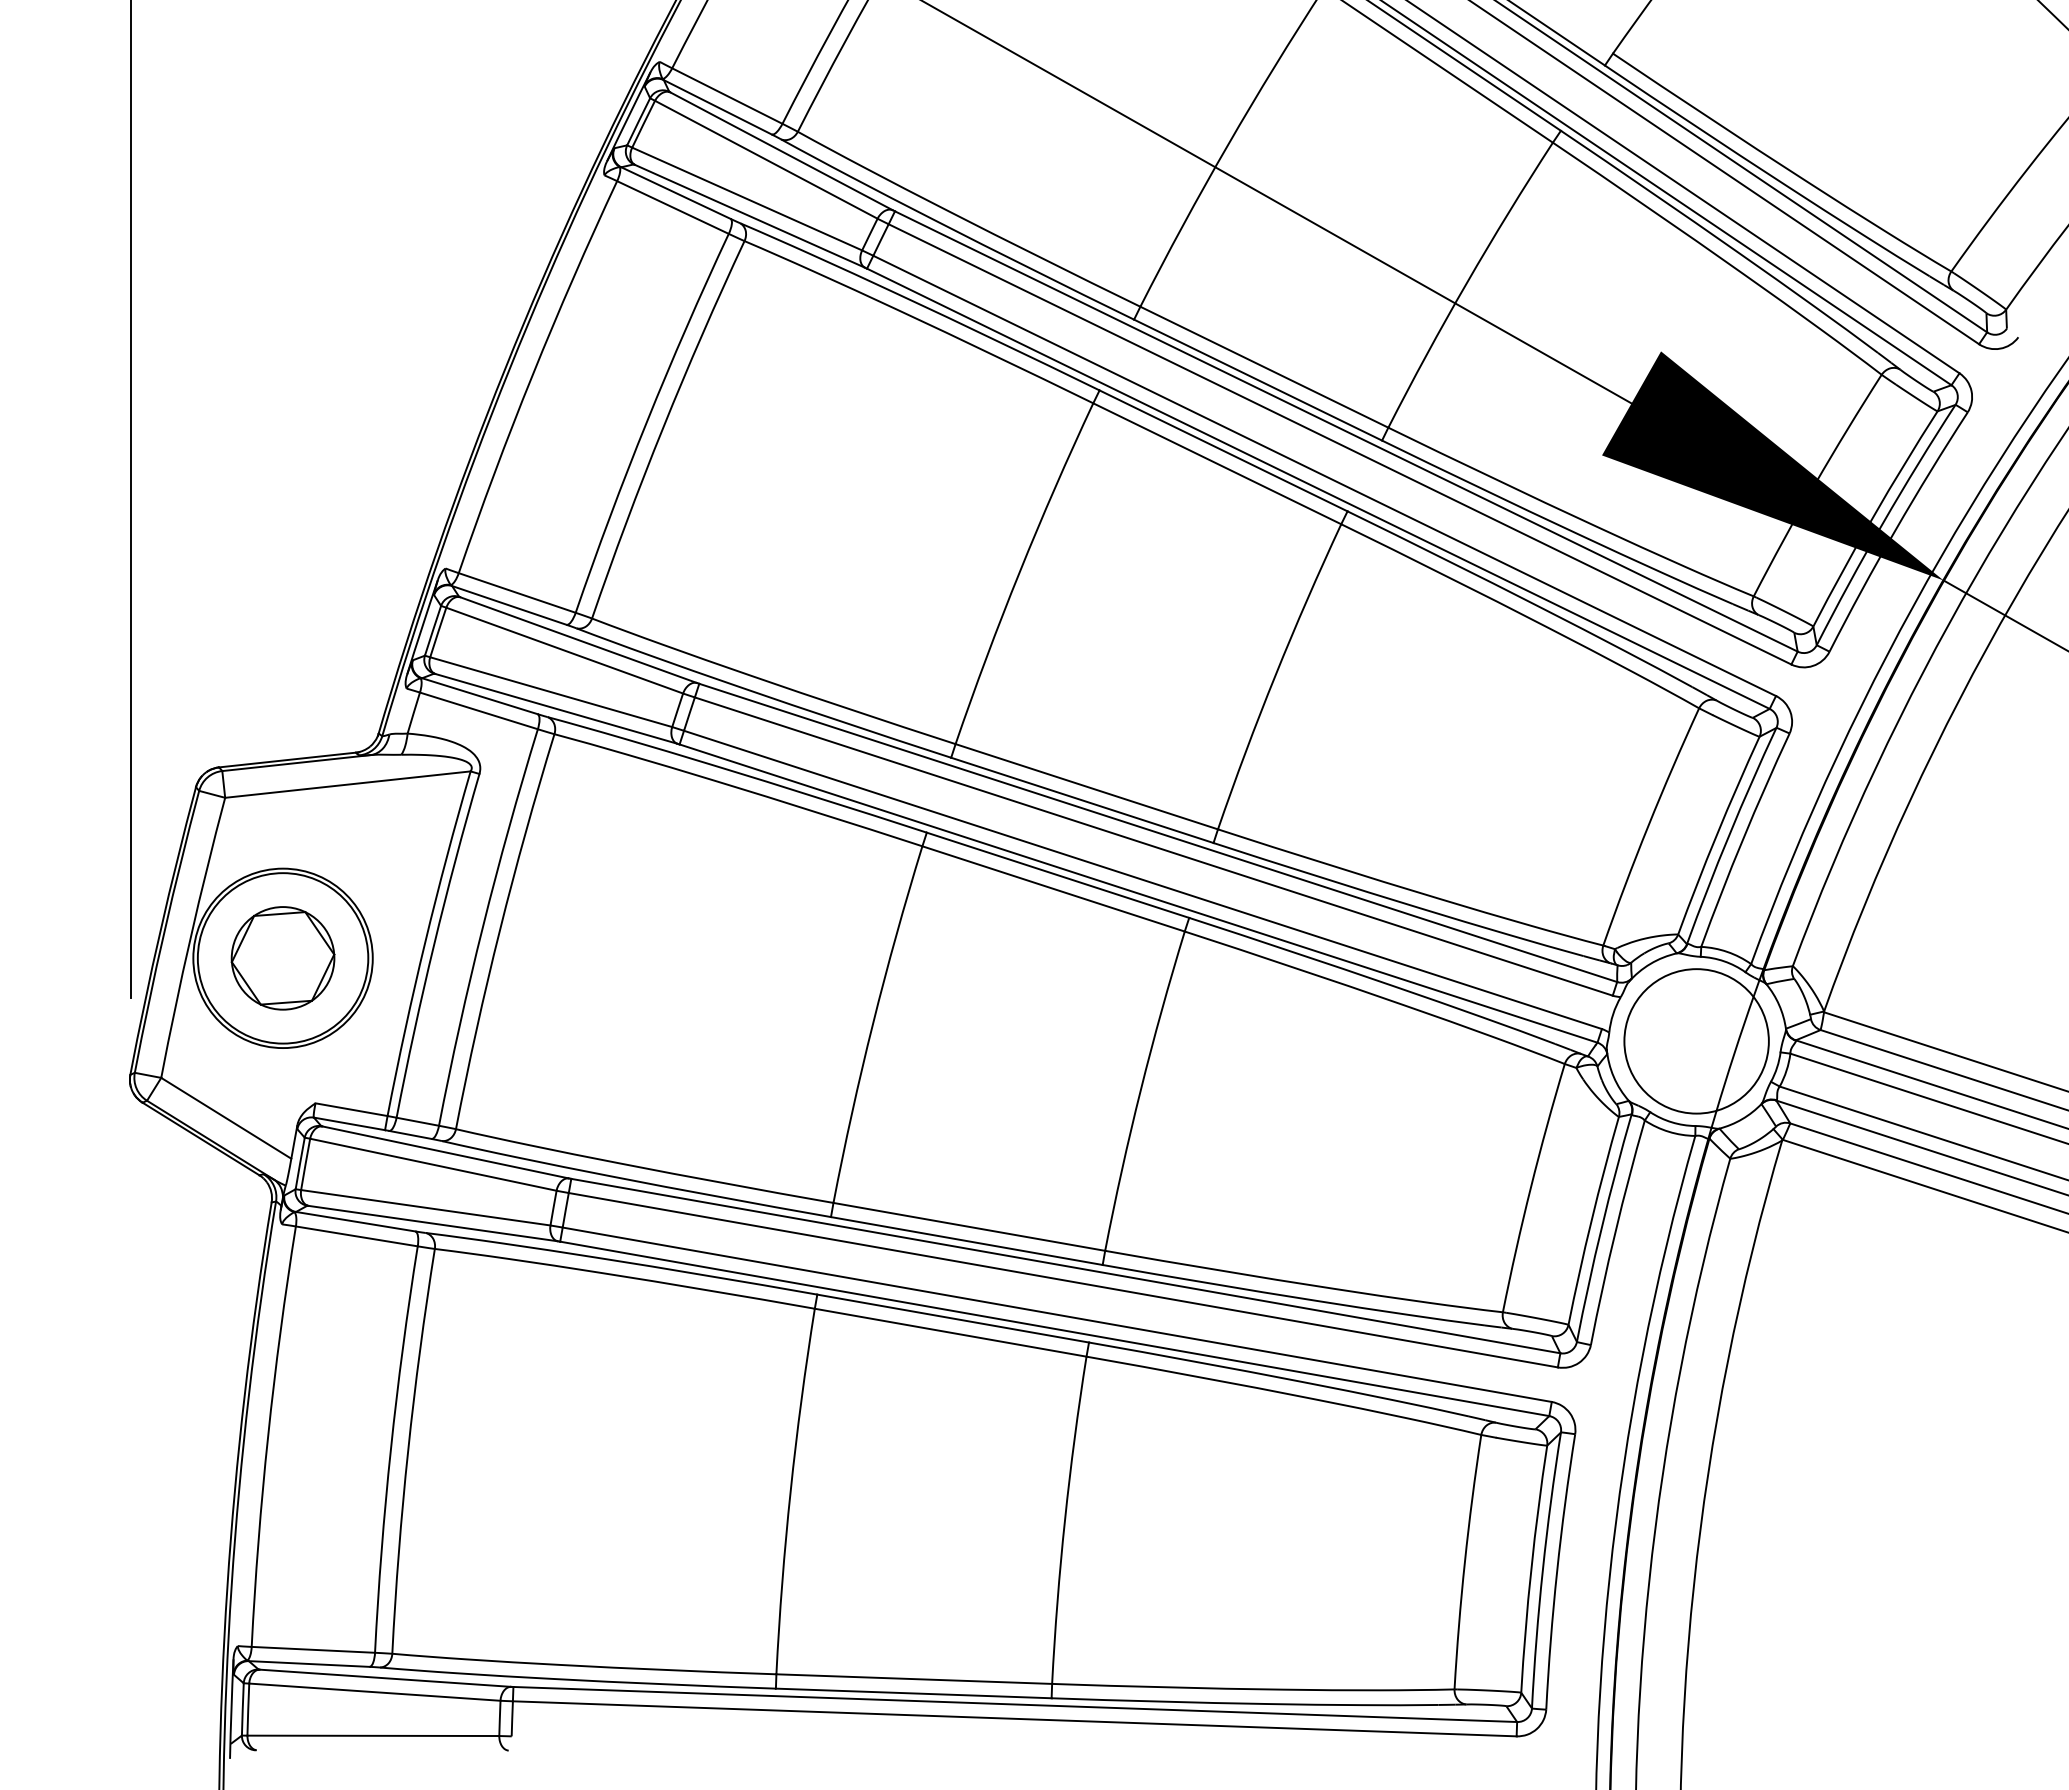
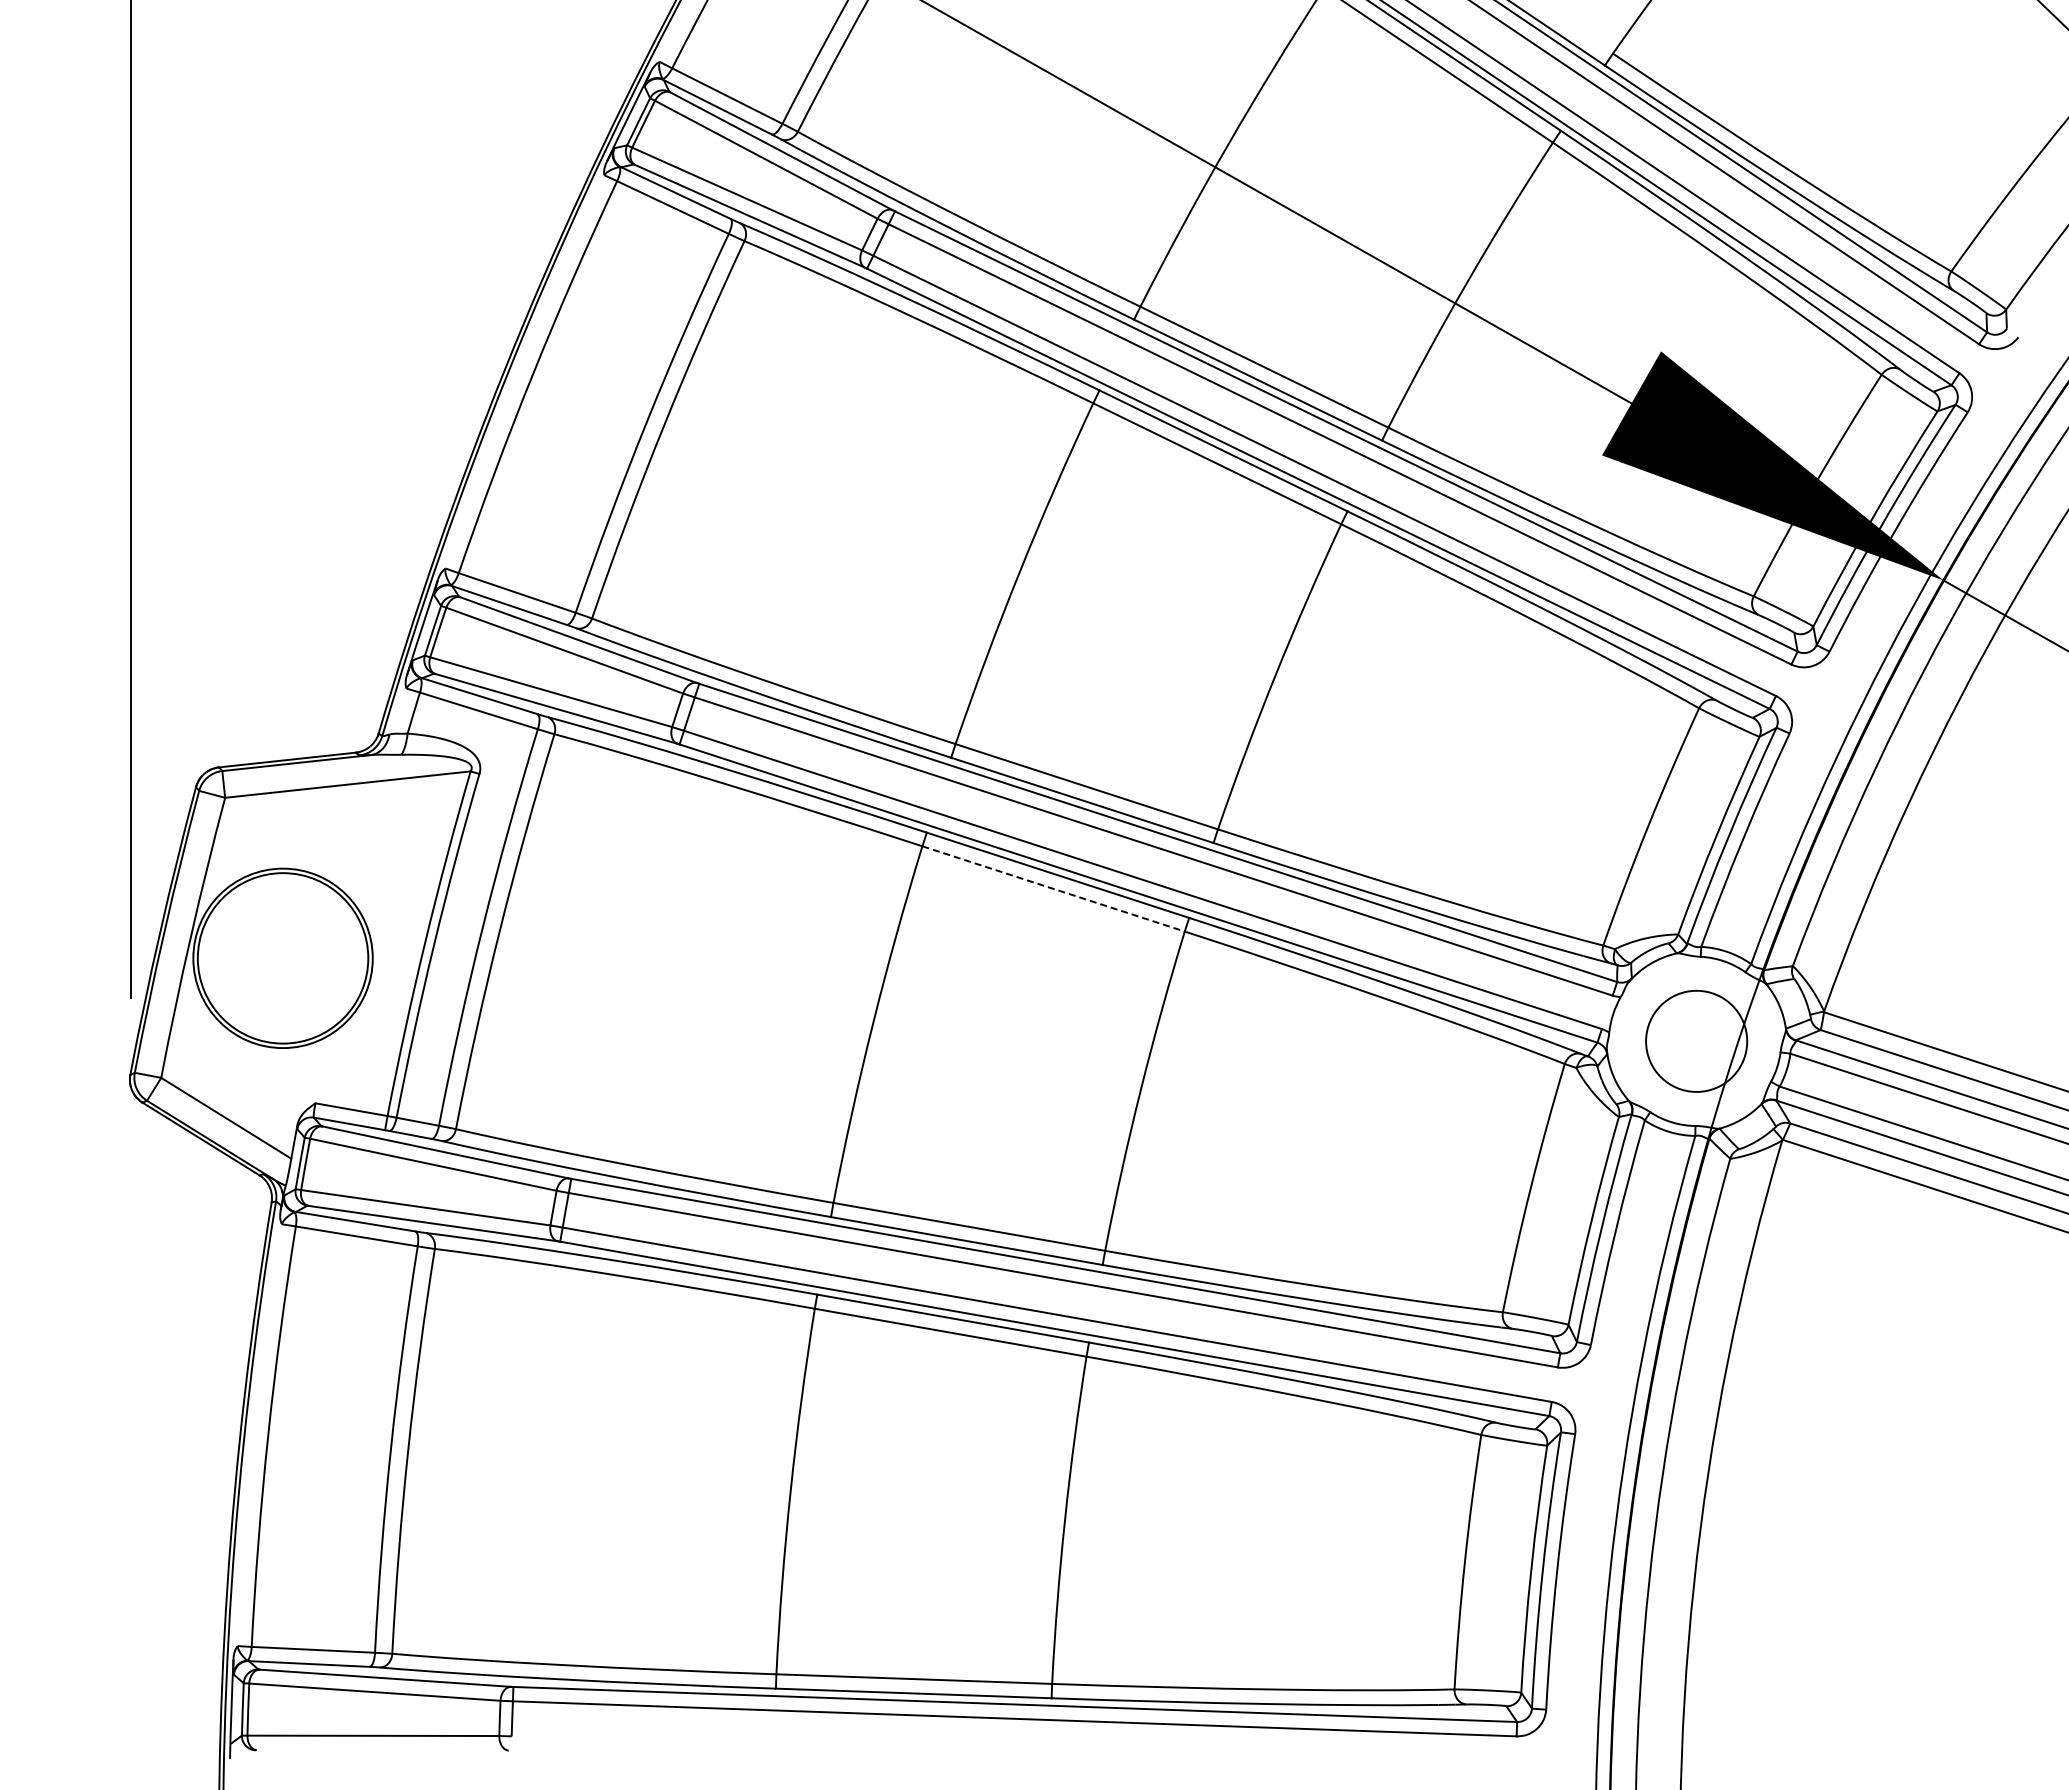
line: solid -> dashed (1053, 888)
part: present -> none (282, 958)
circle diameter: 144 px -> 101 px (1696, 1040)
